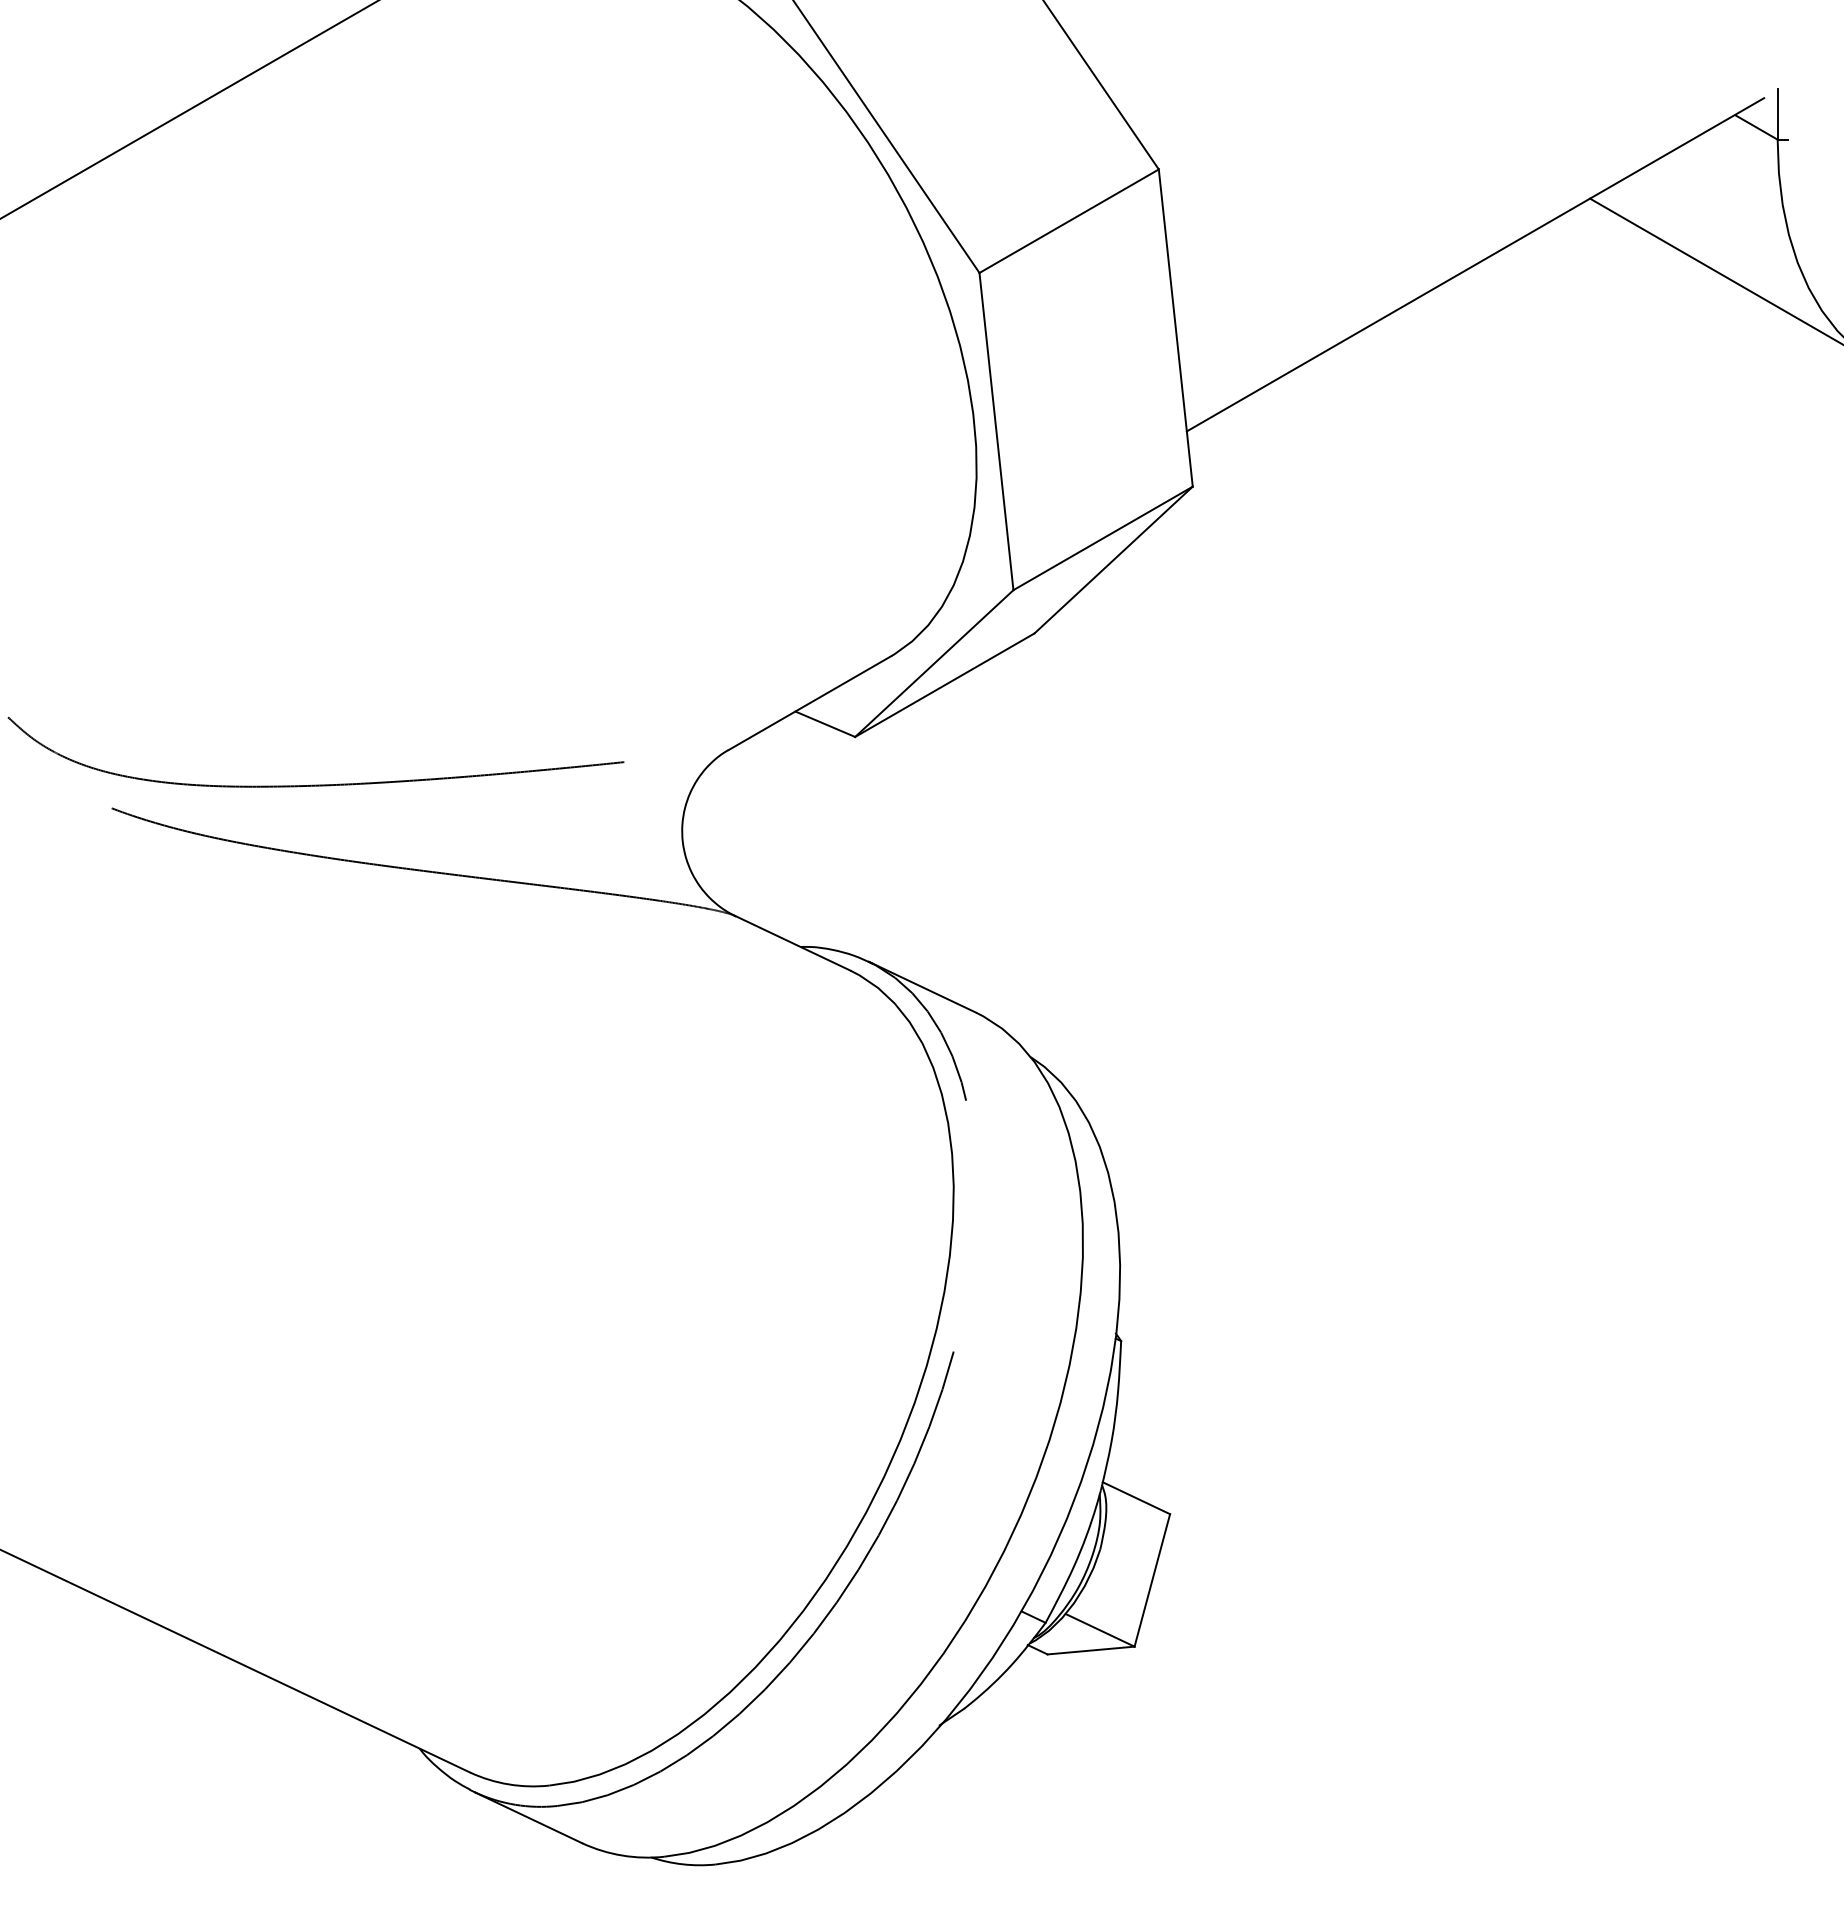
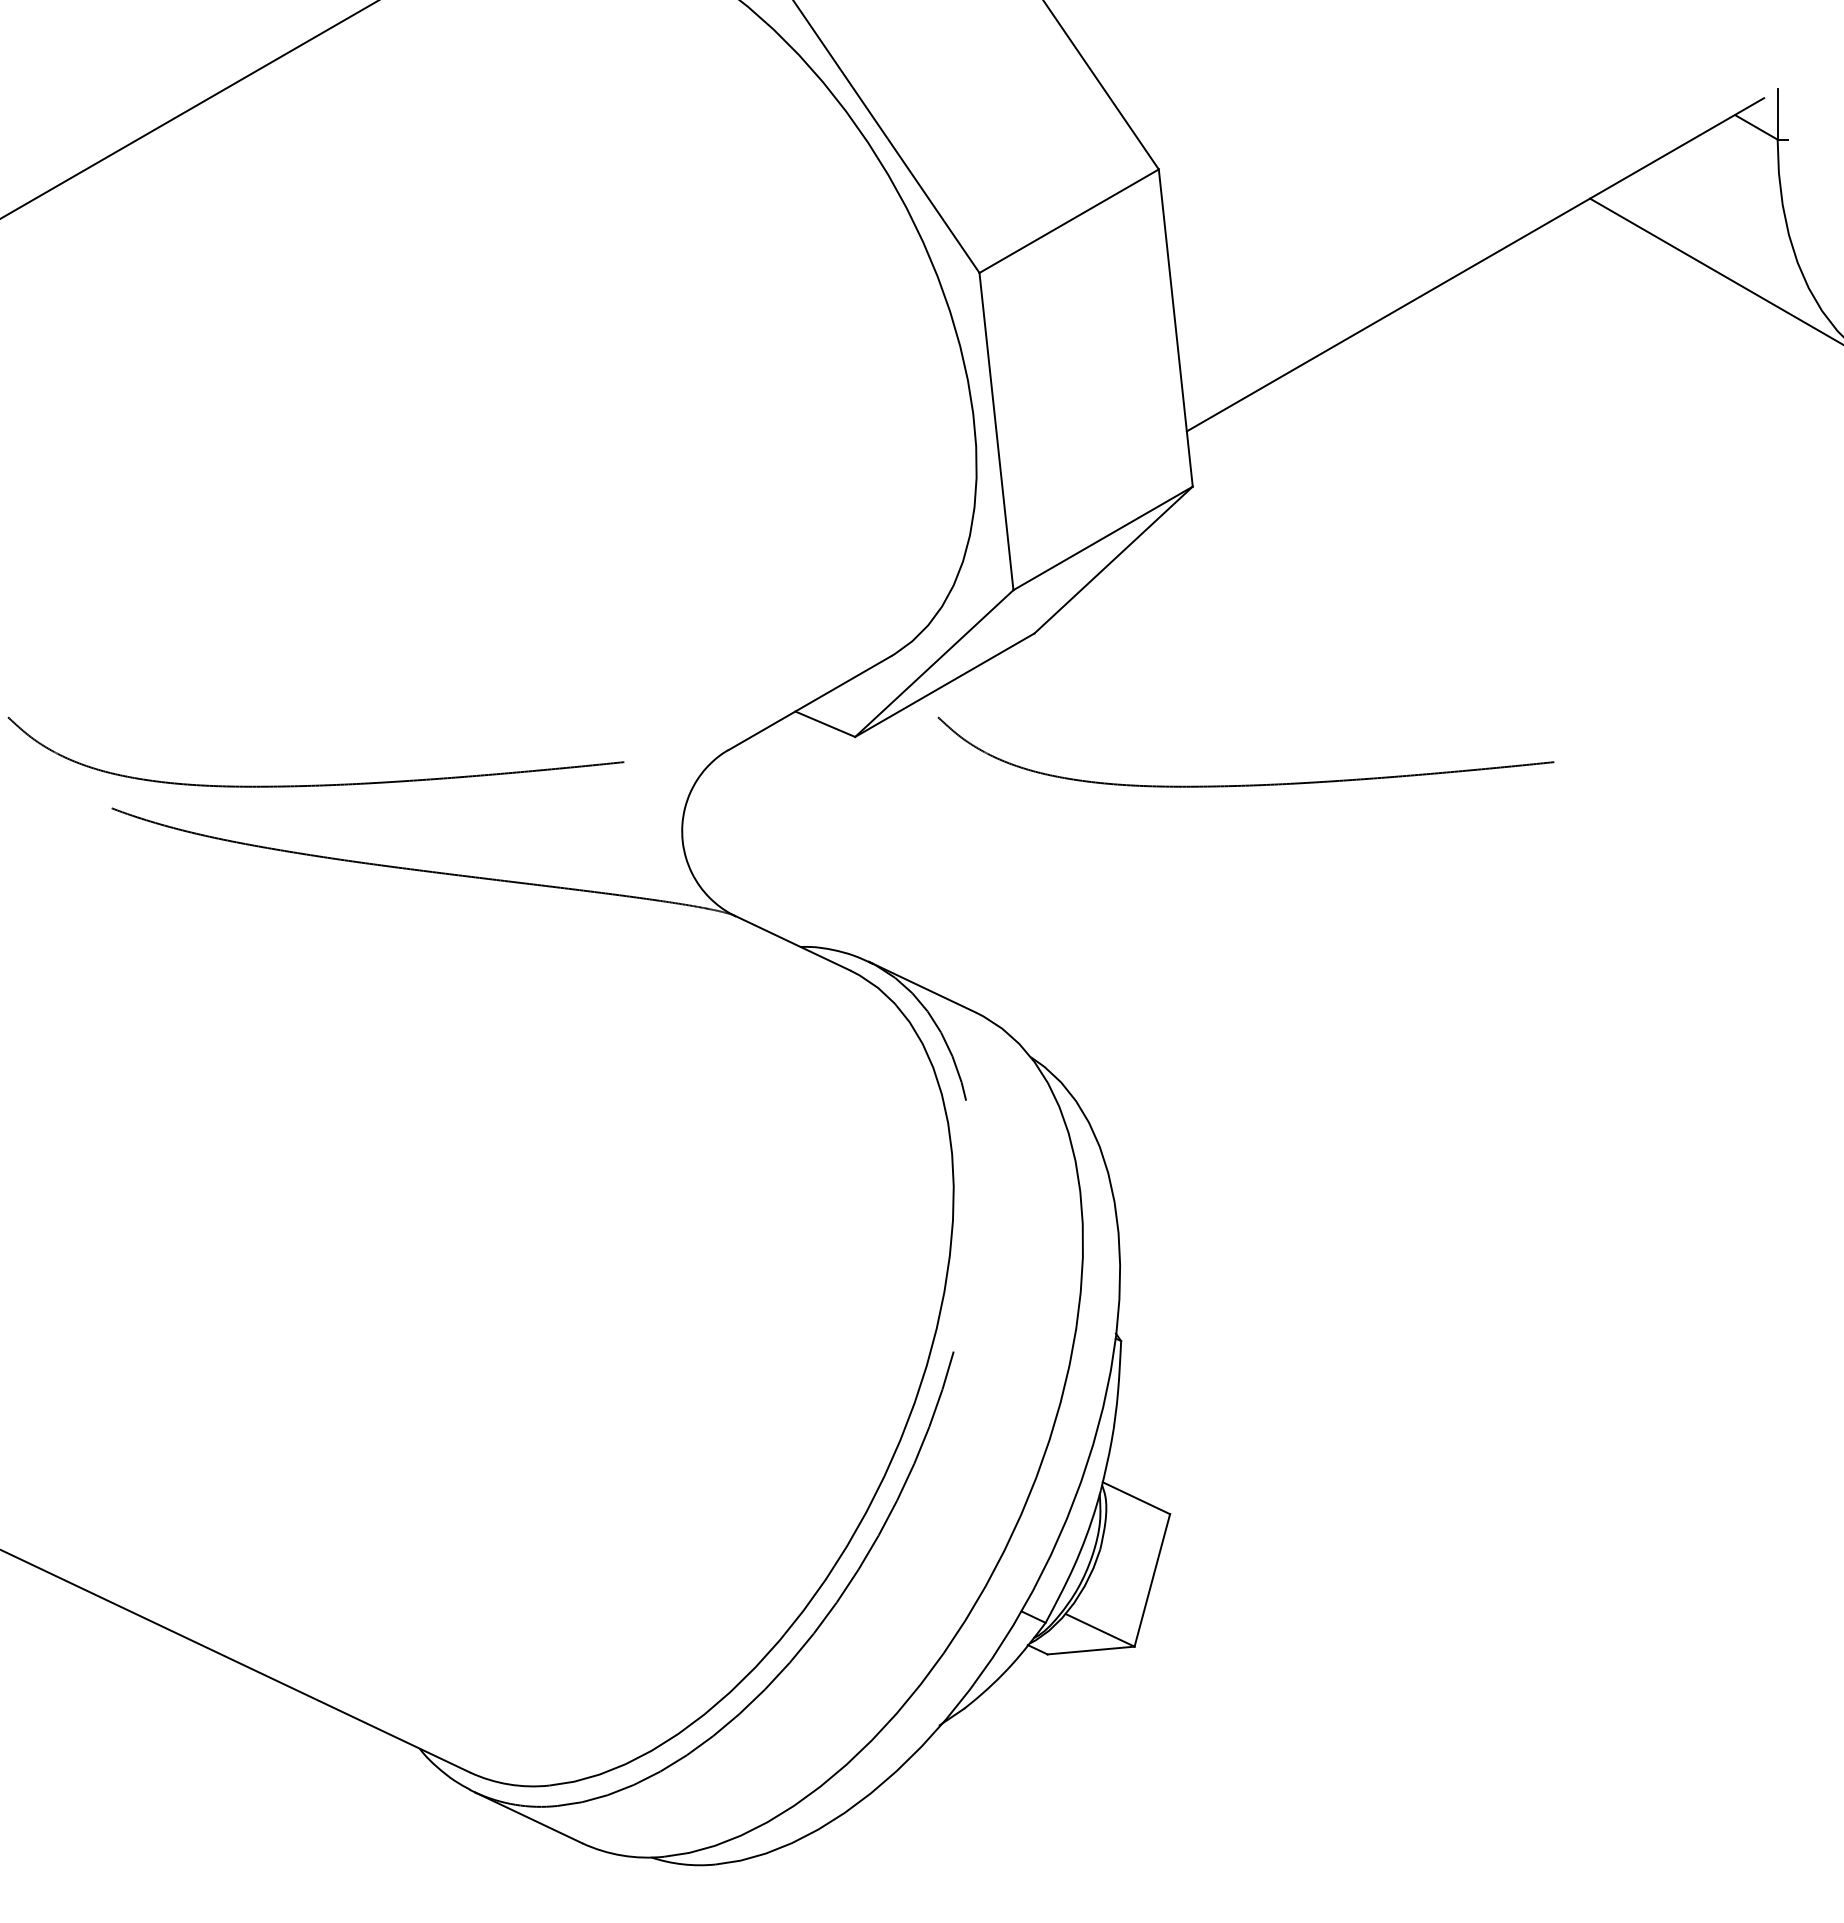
curve: none -> present (1245, 784)
